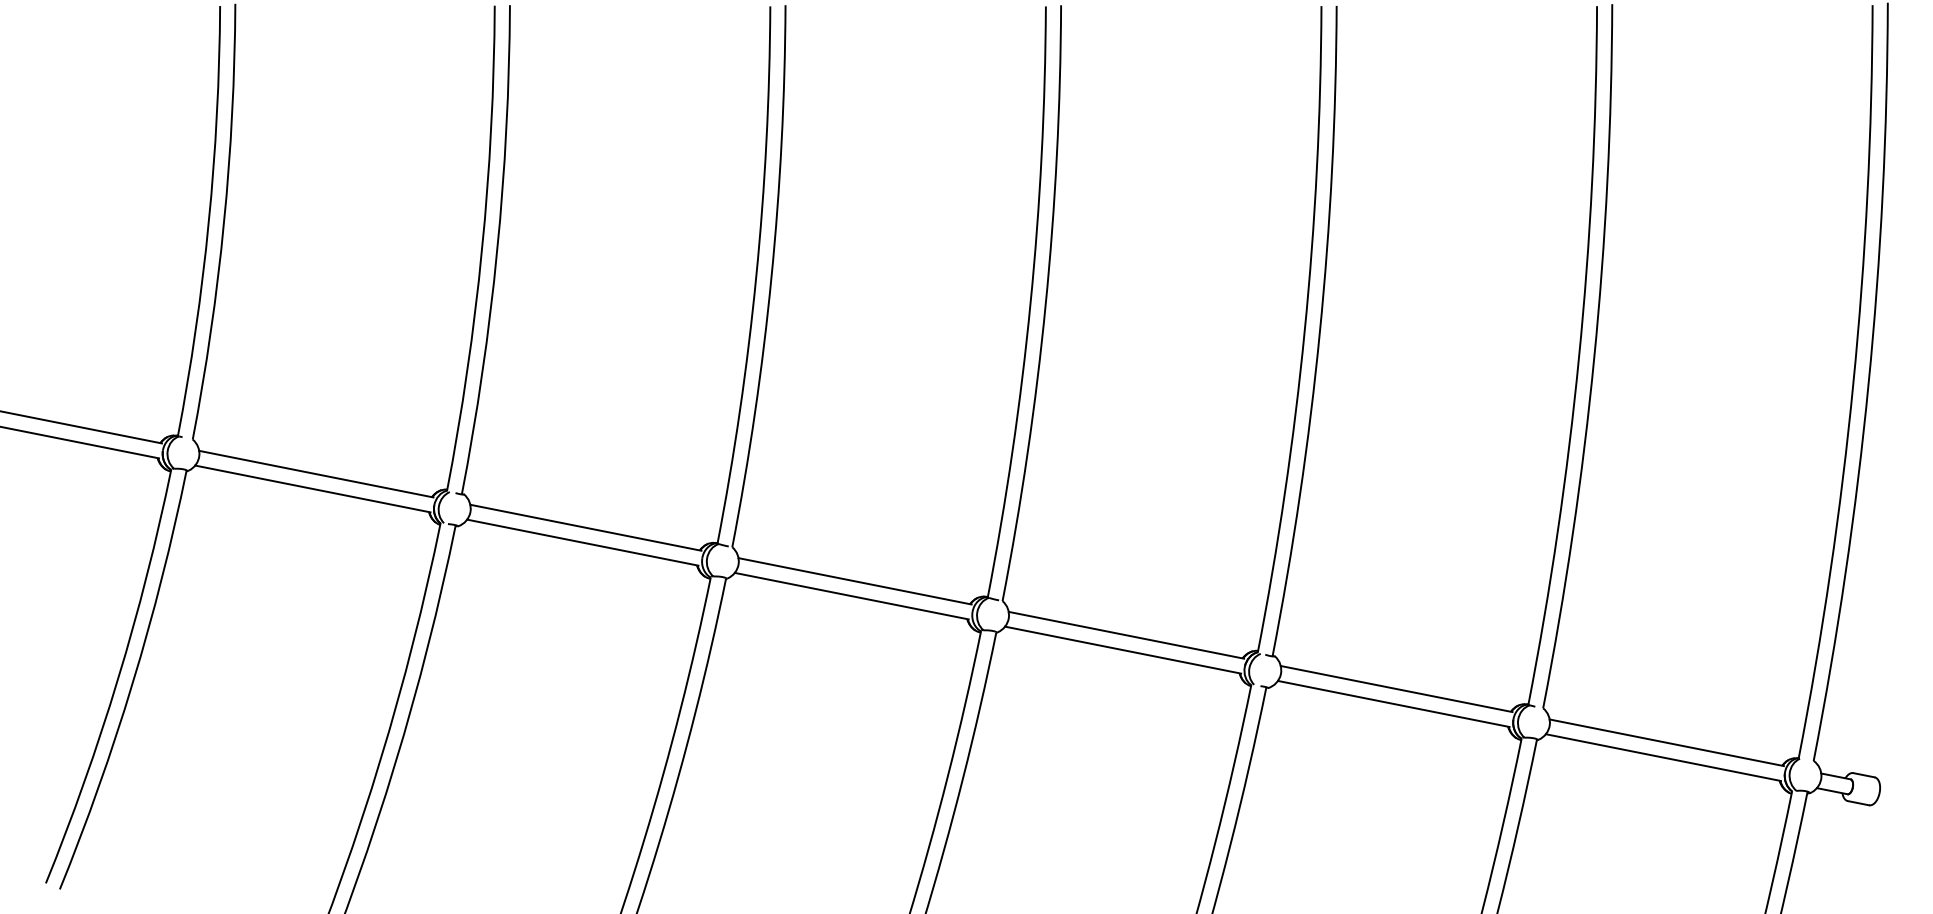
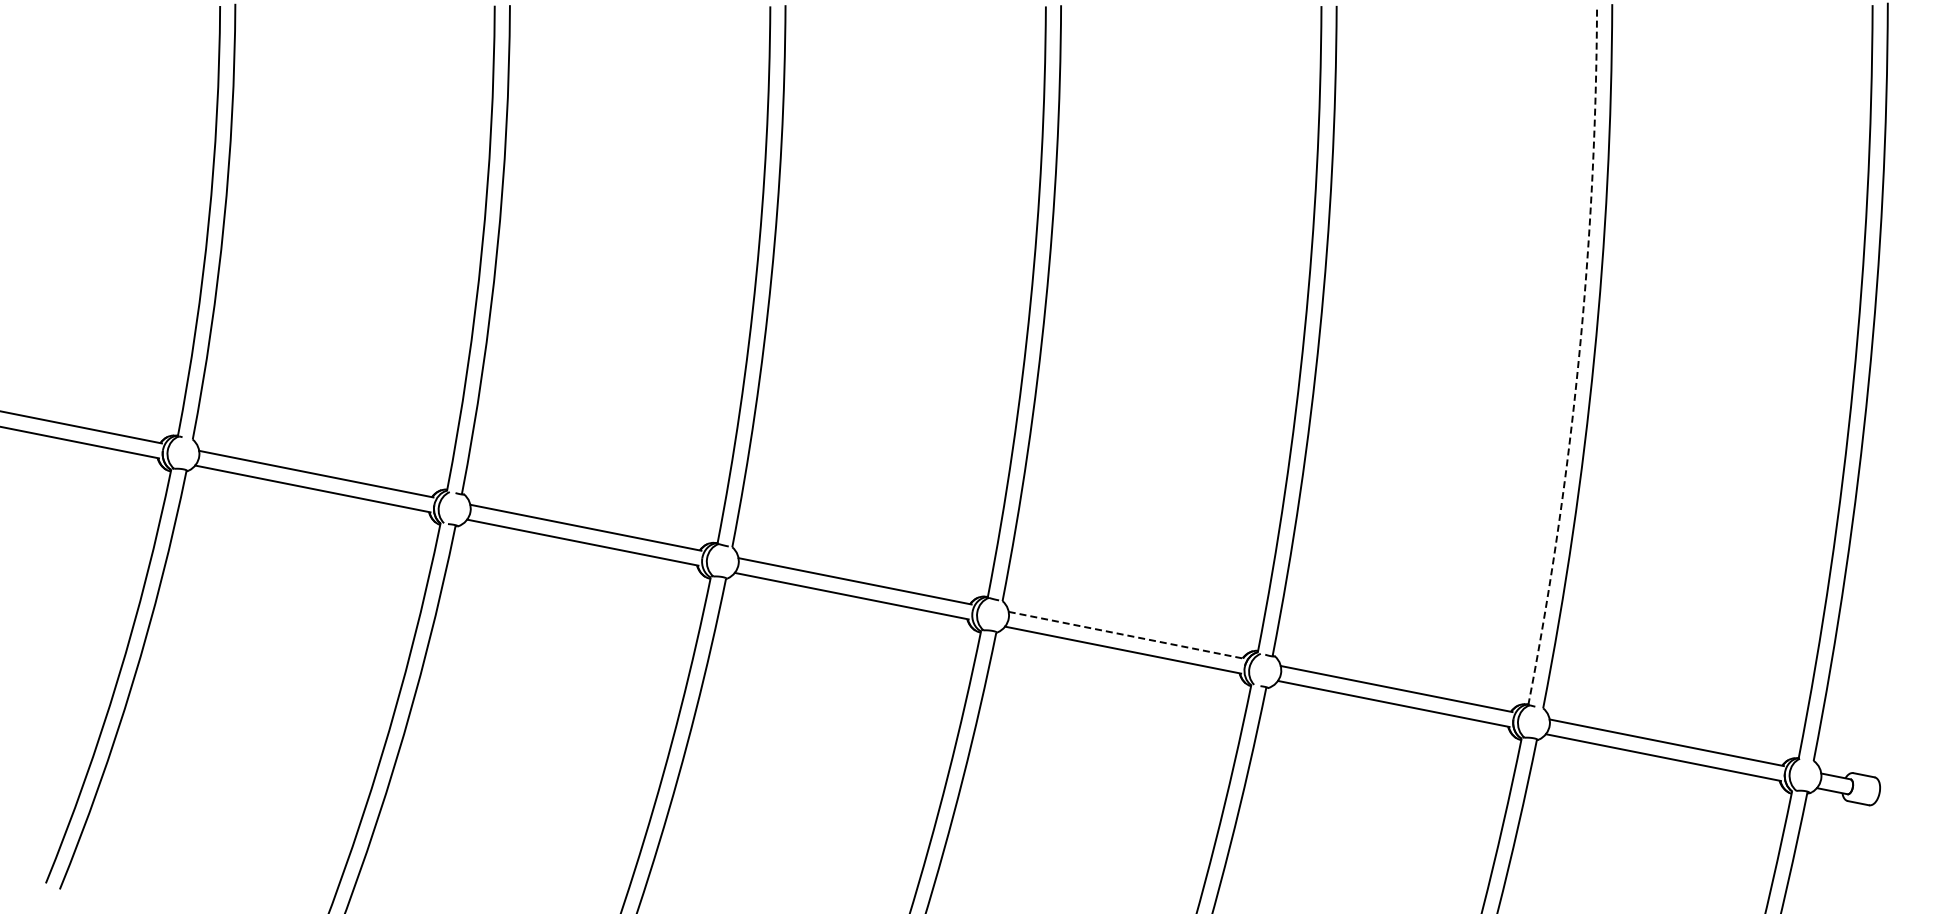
arc: solid -> dashed (1579, 357)
line: solid -> dashed (1126, 635)
